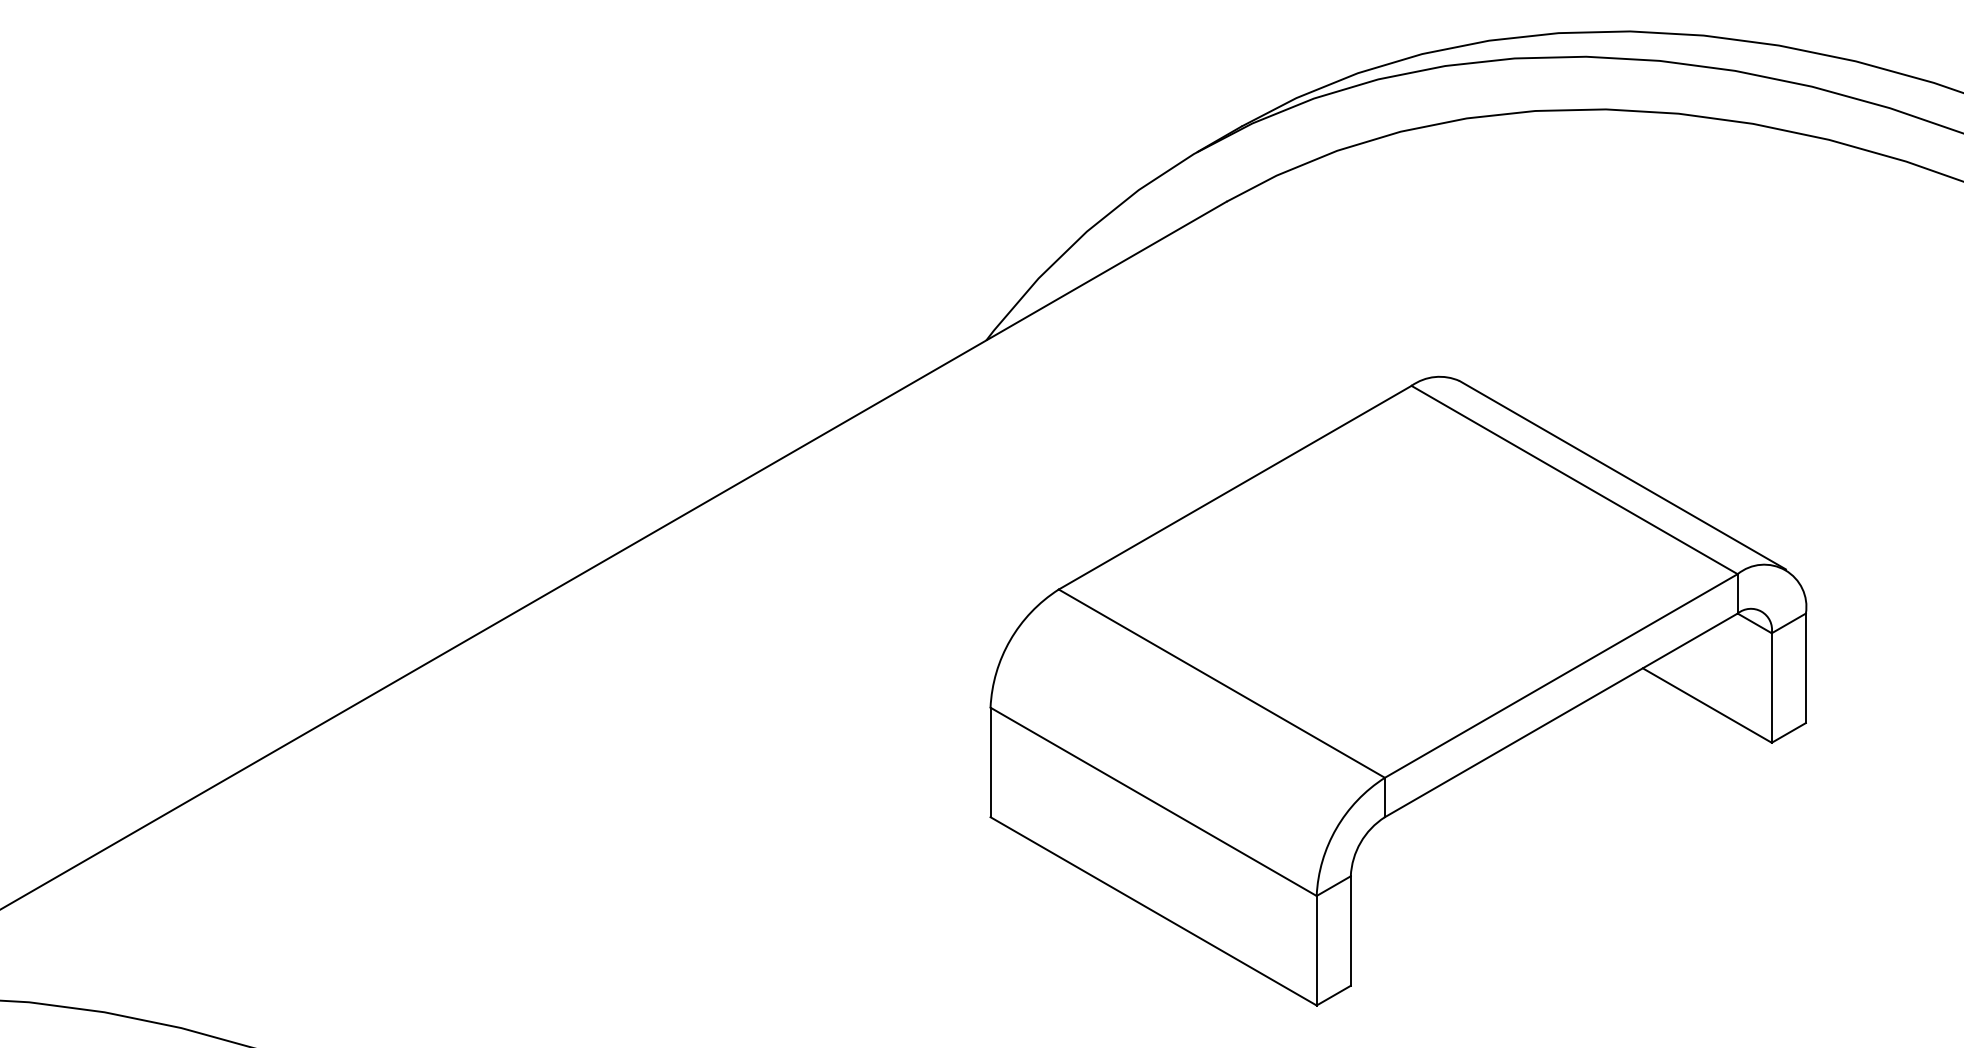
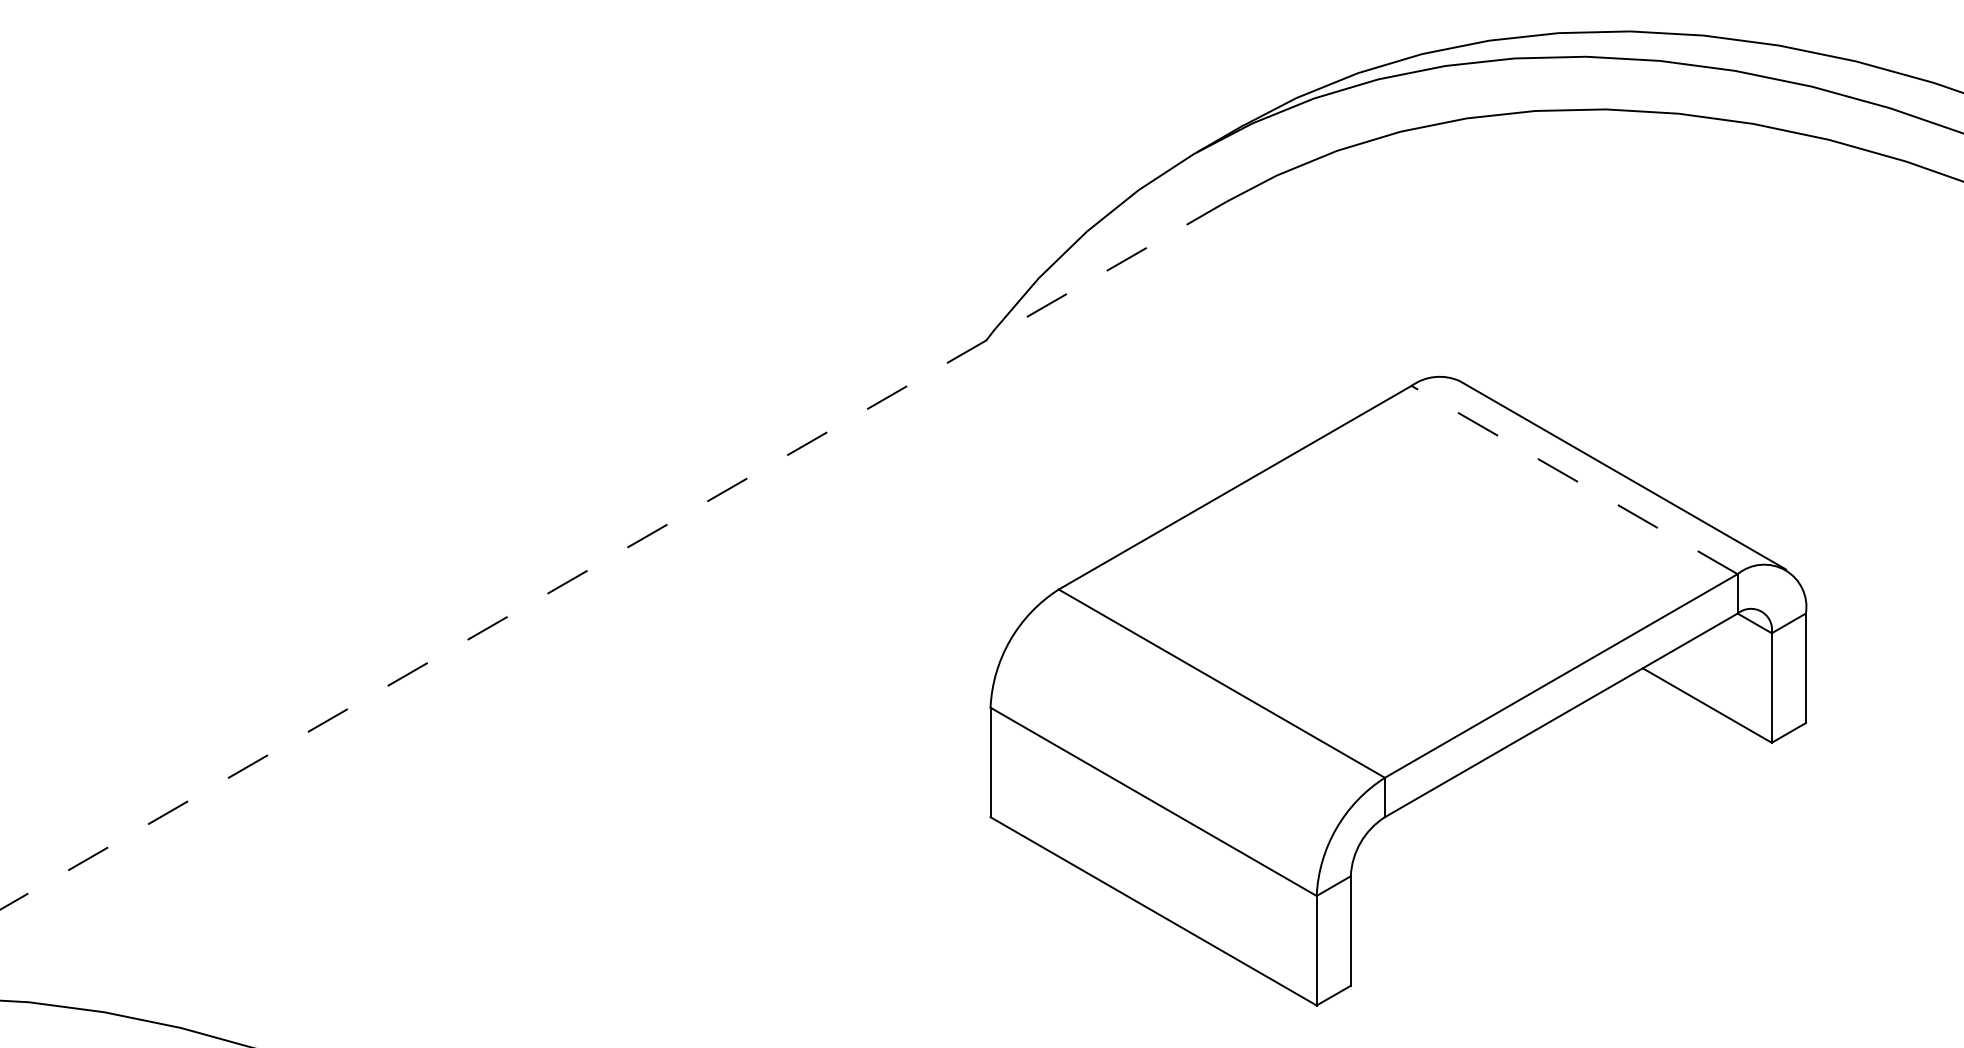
line: solid -> dashed (1574, 479)
line: solid -> dashed (613, 555)
